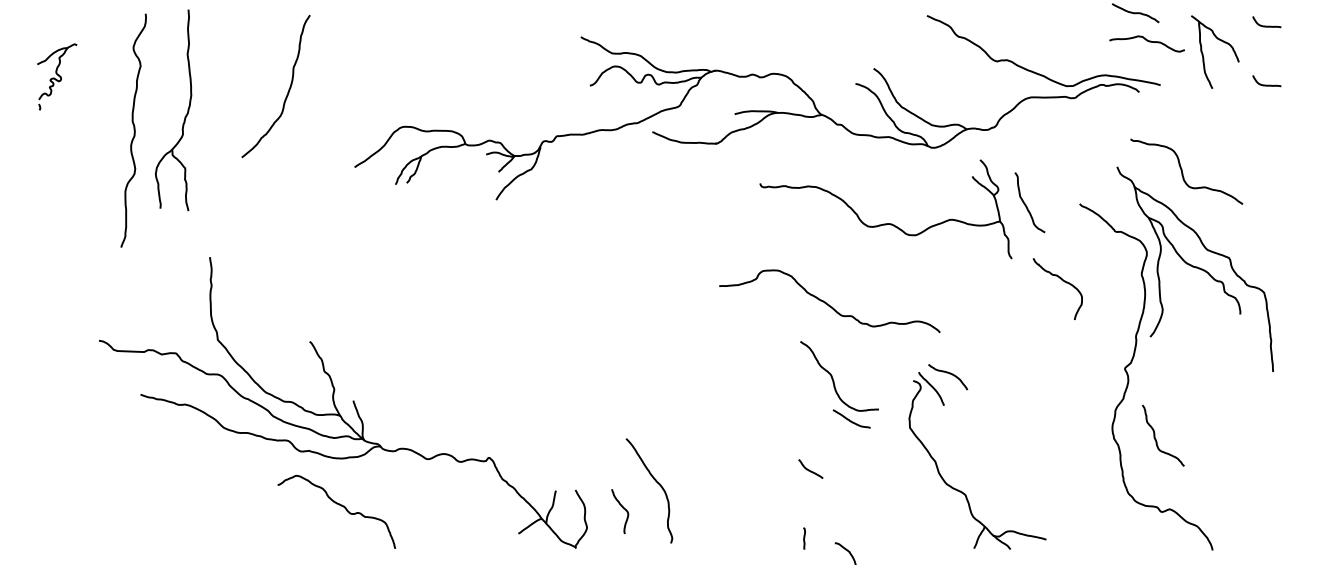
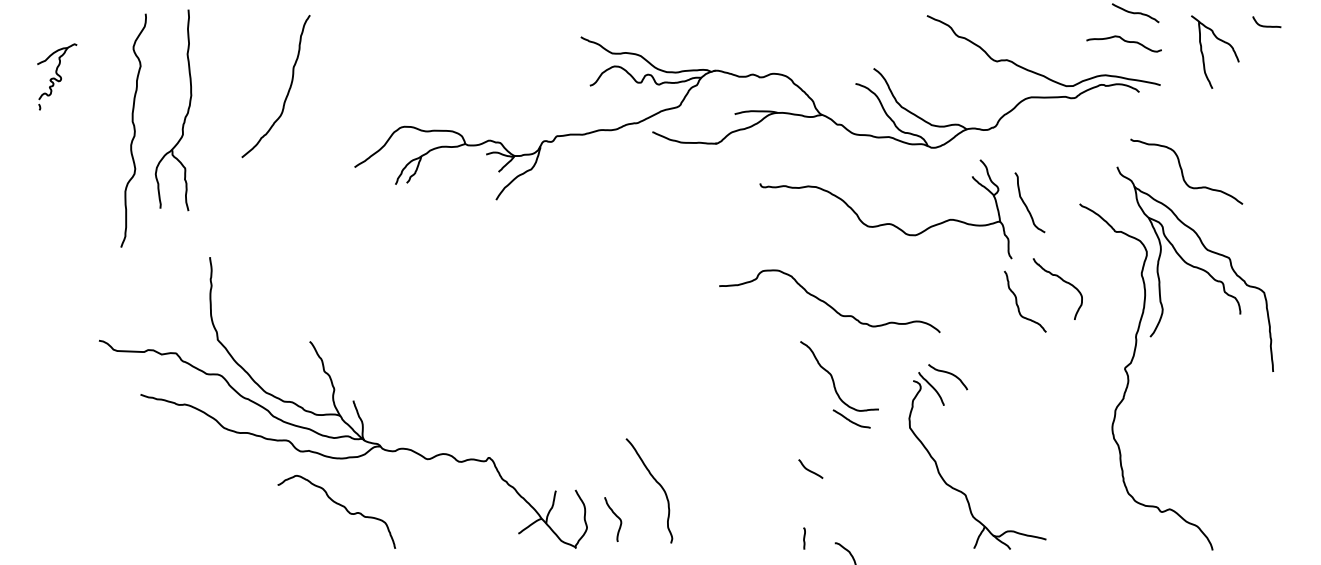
curve position: (1147, 41) -> (1124, 41) (1124, 41)
curve: present -> none (1266, 84)
curve position: (1155, 435) -> (1017, 301) (1017, 301)
curve position: (622, 508) -> (615, 516) (615, 516)
